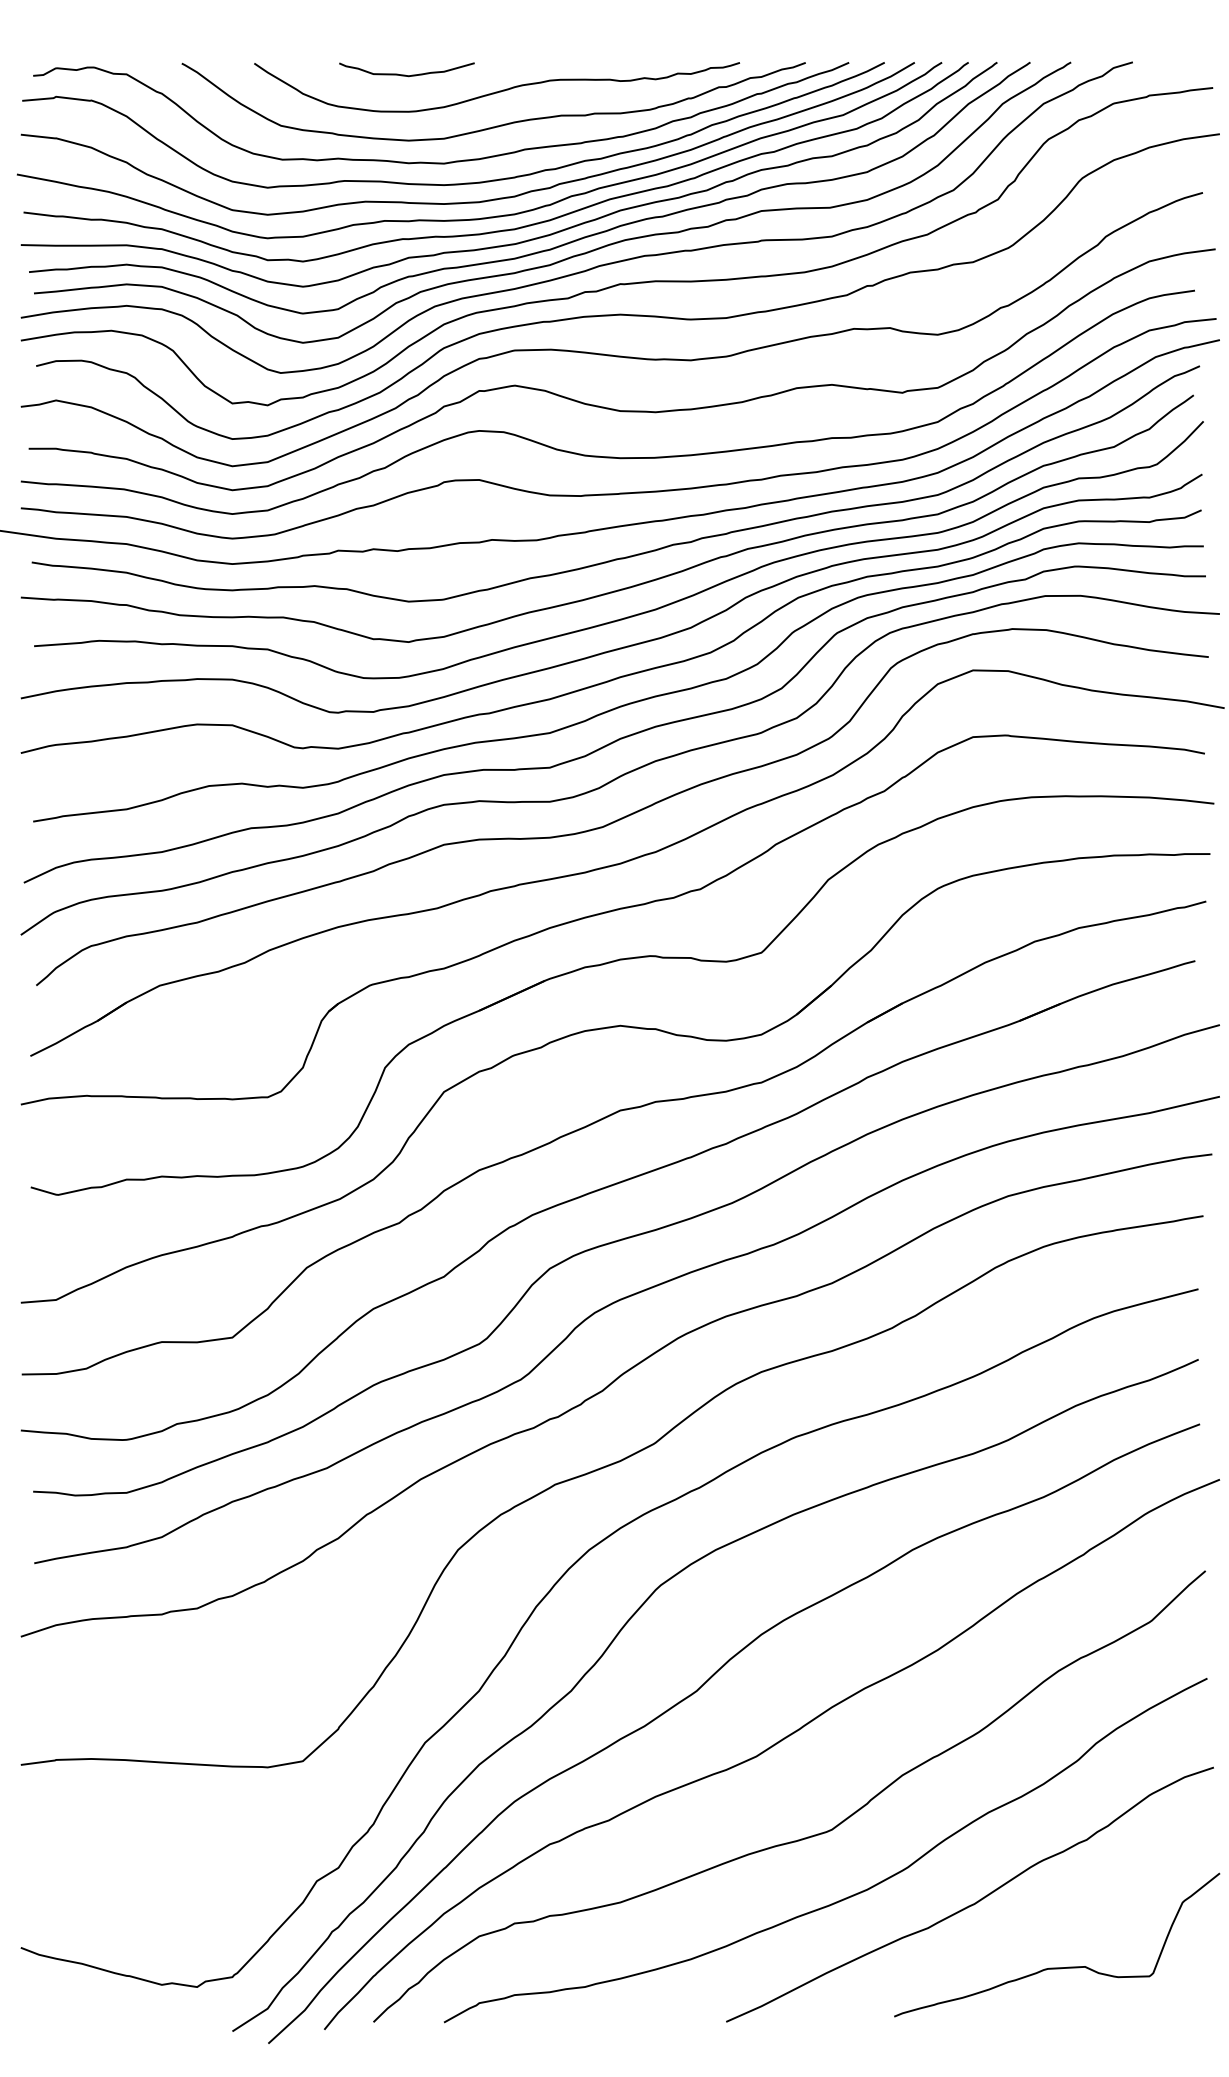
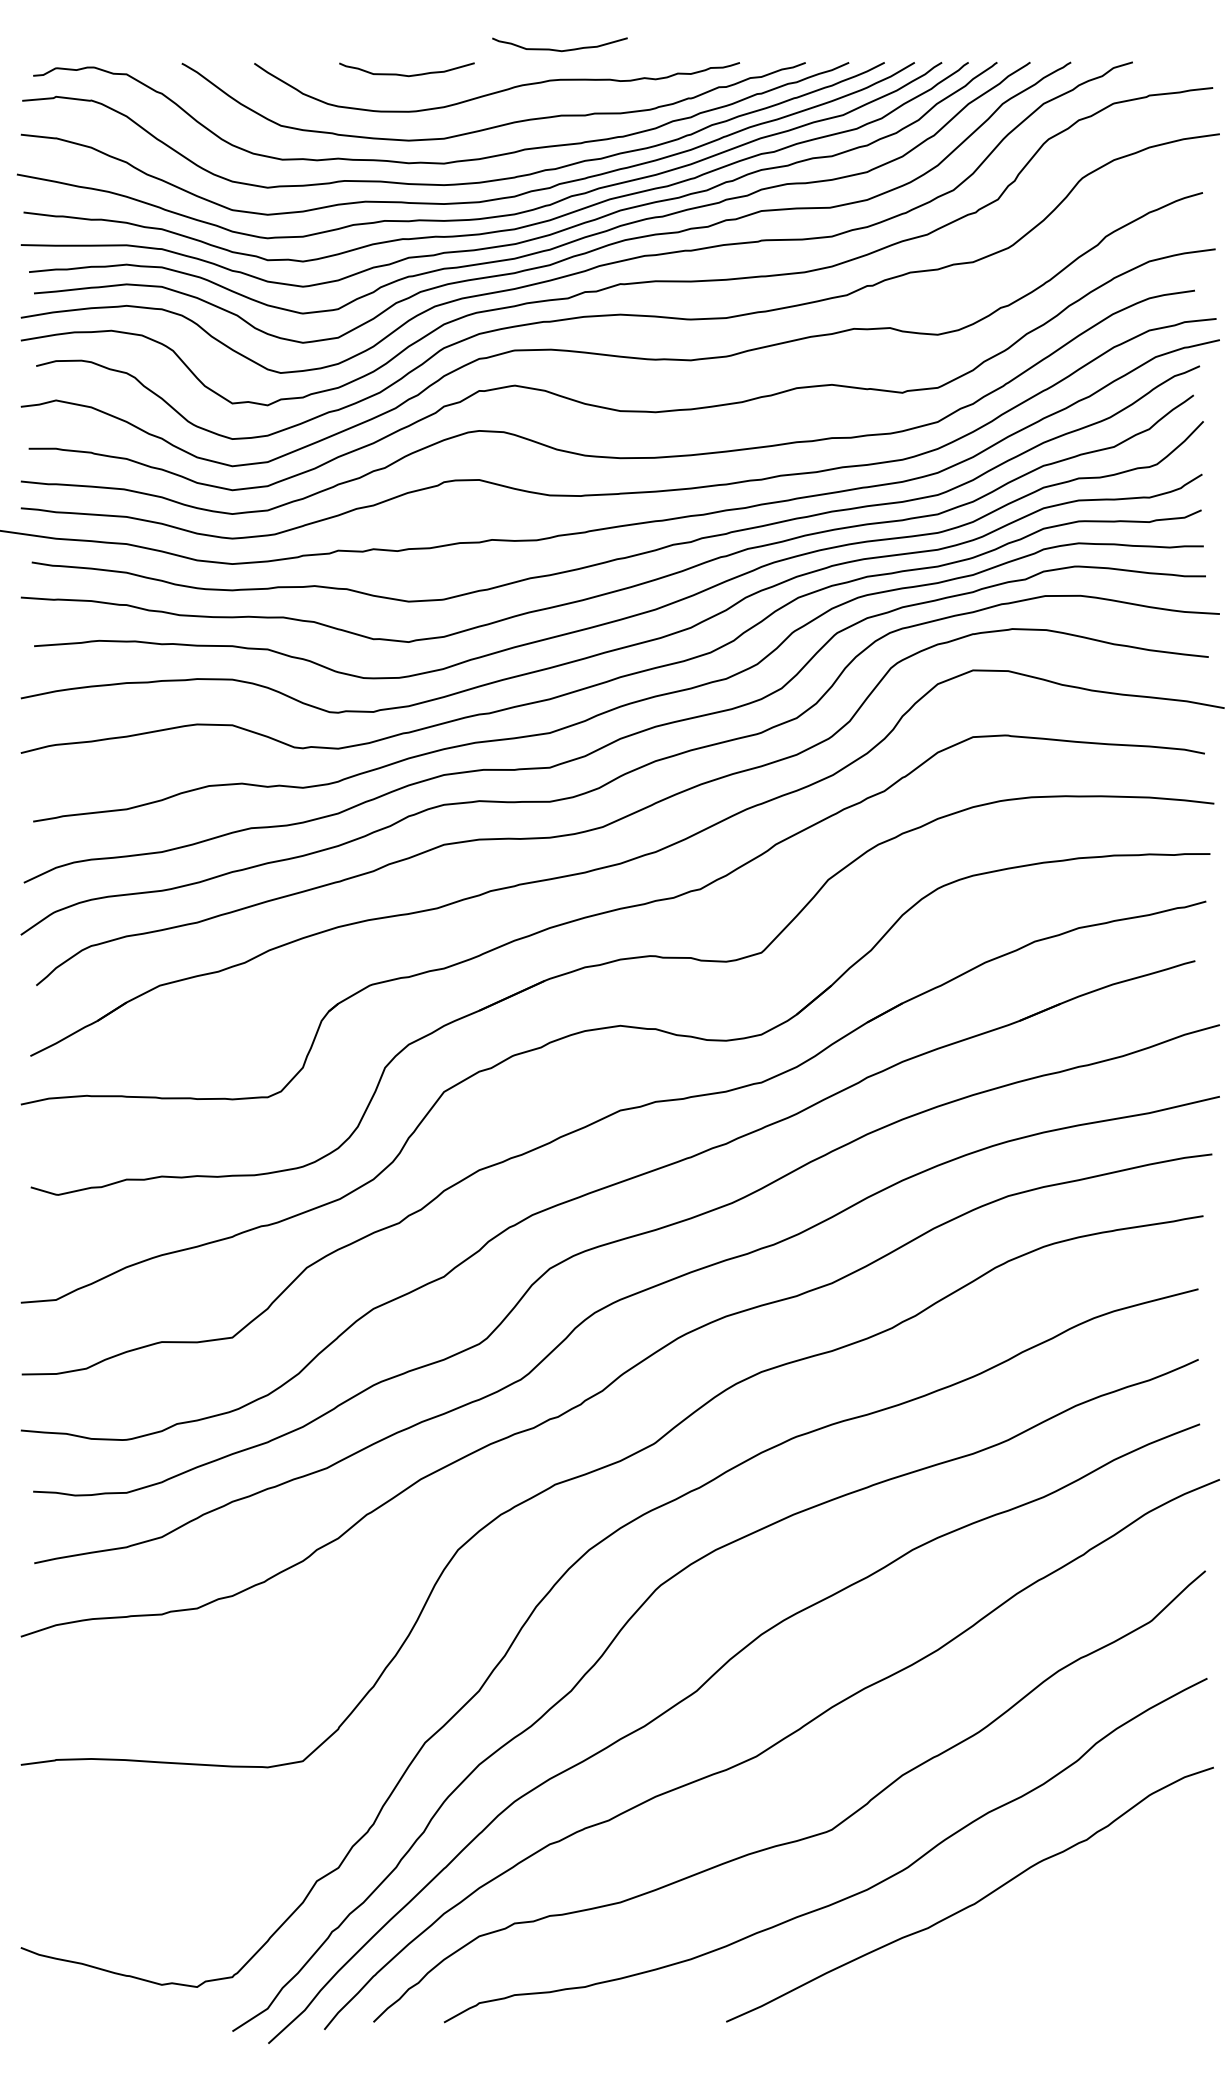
curve: none -> present (558, 49)
curve: present -> none (1057, 1967)
